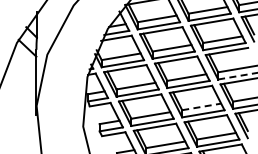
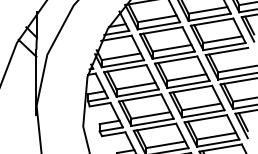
line: dashed -> solid (237, 76)
line: dashed -> solid (201, 106)
